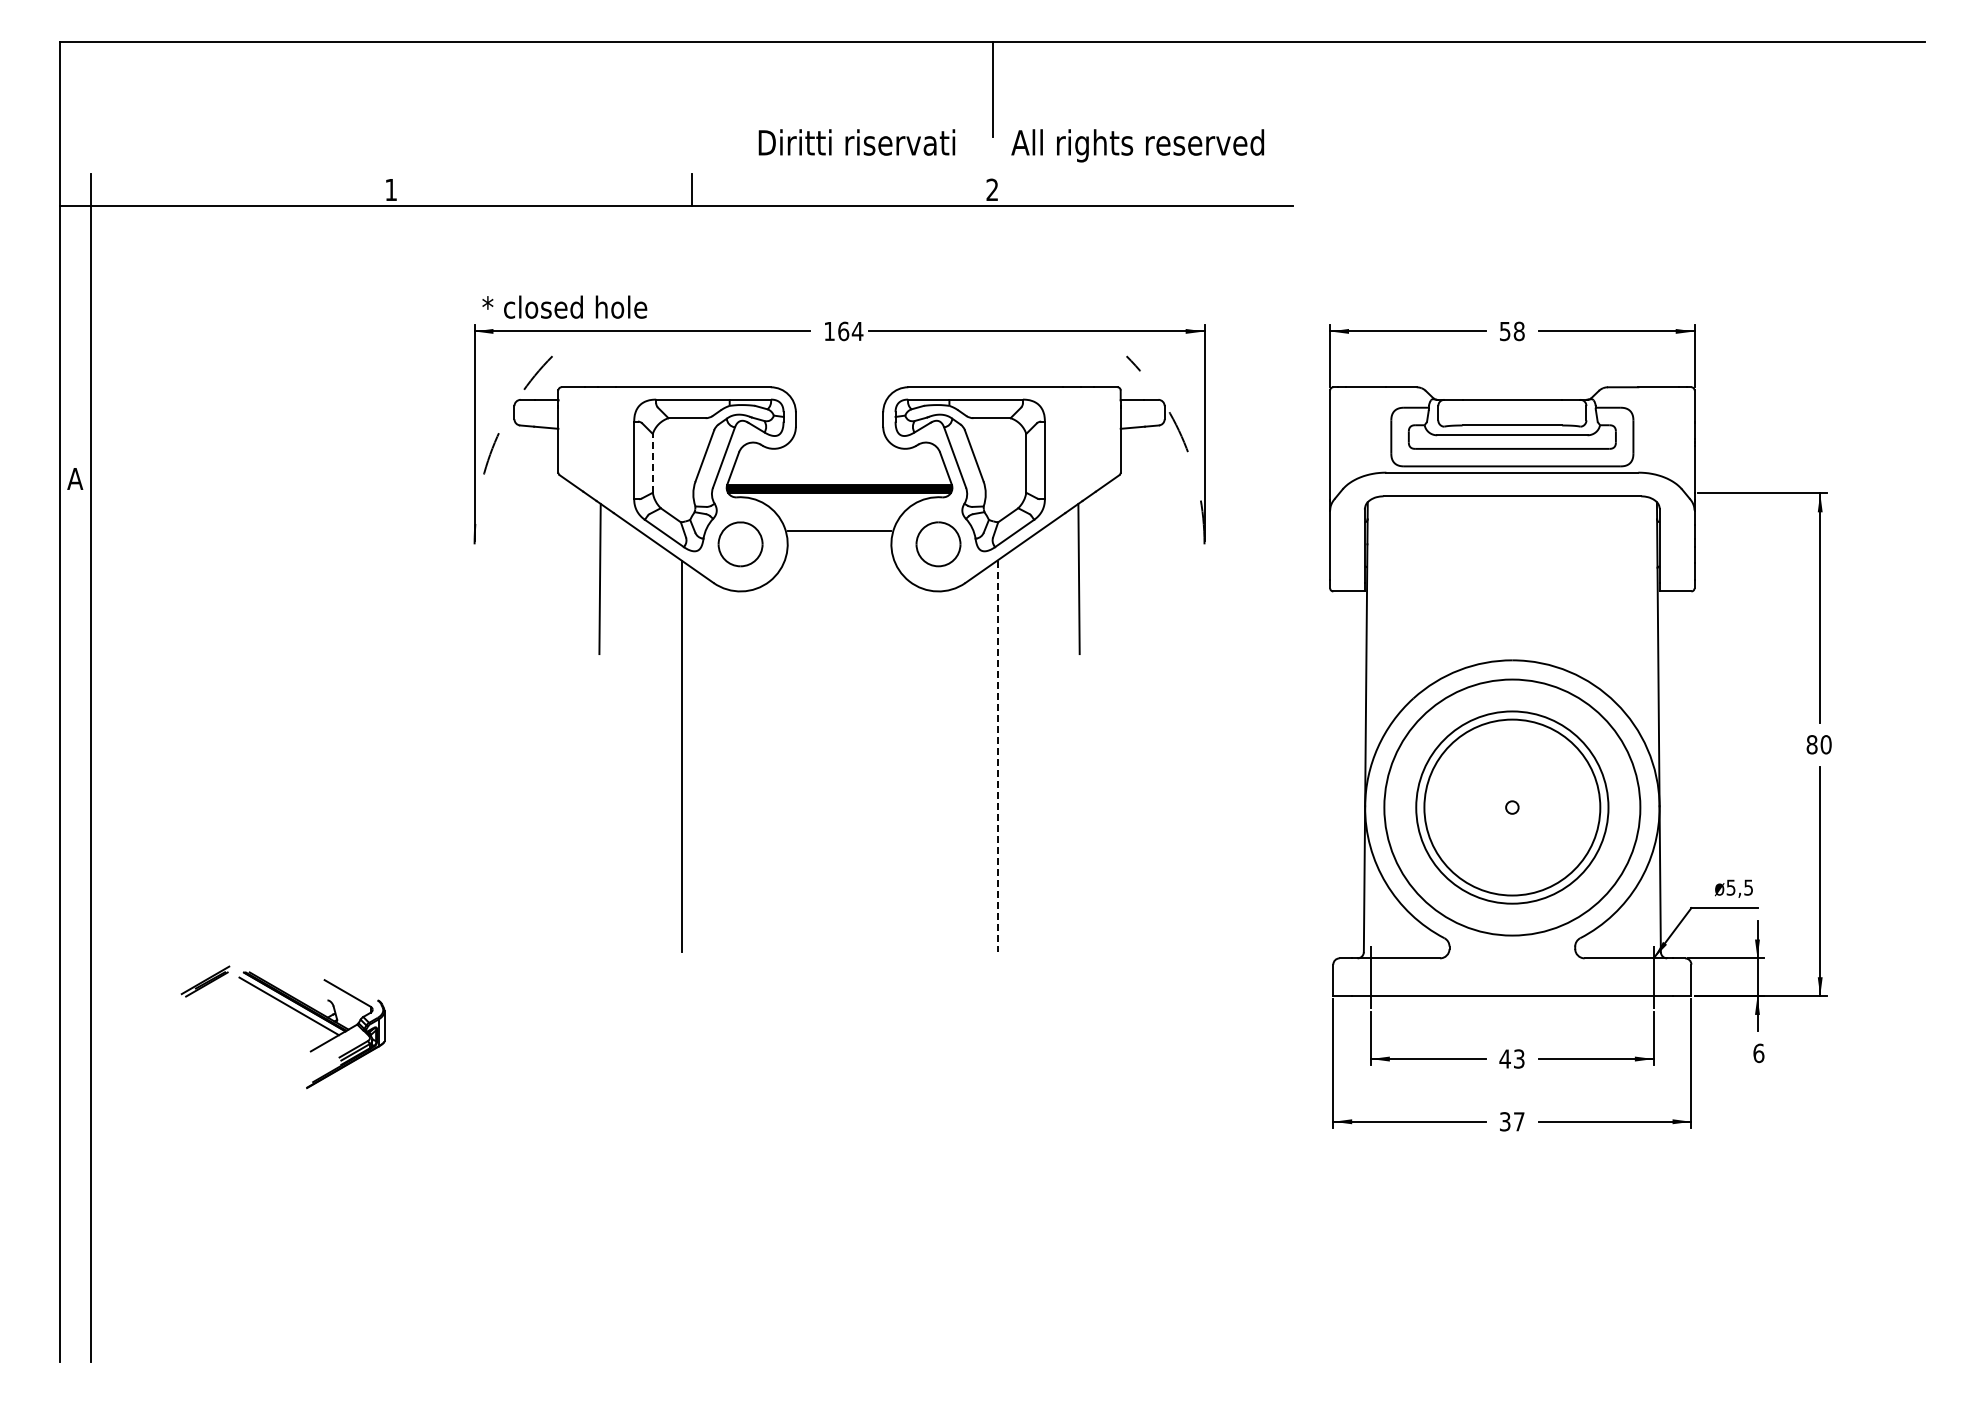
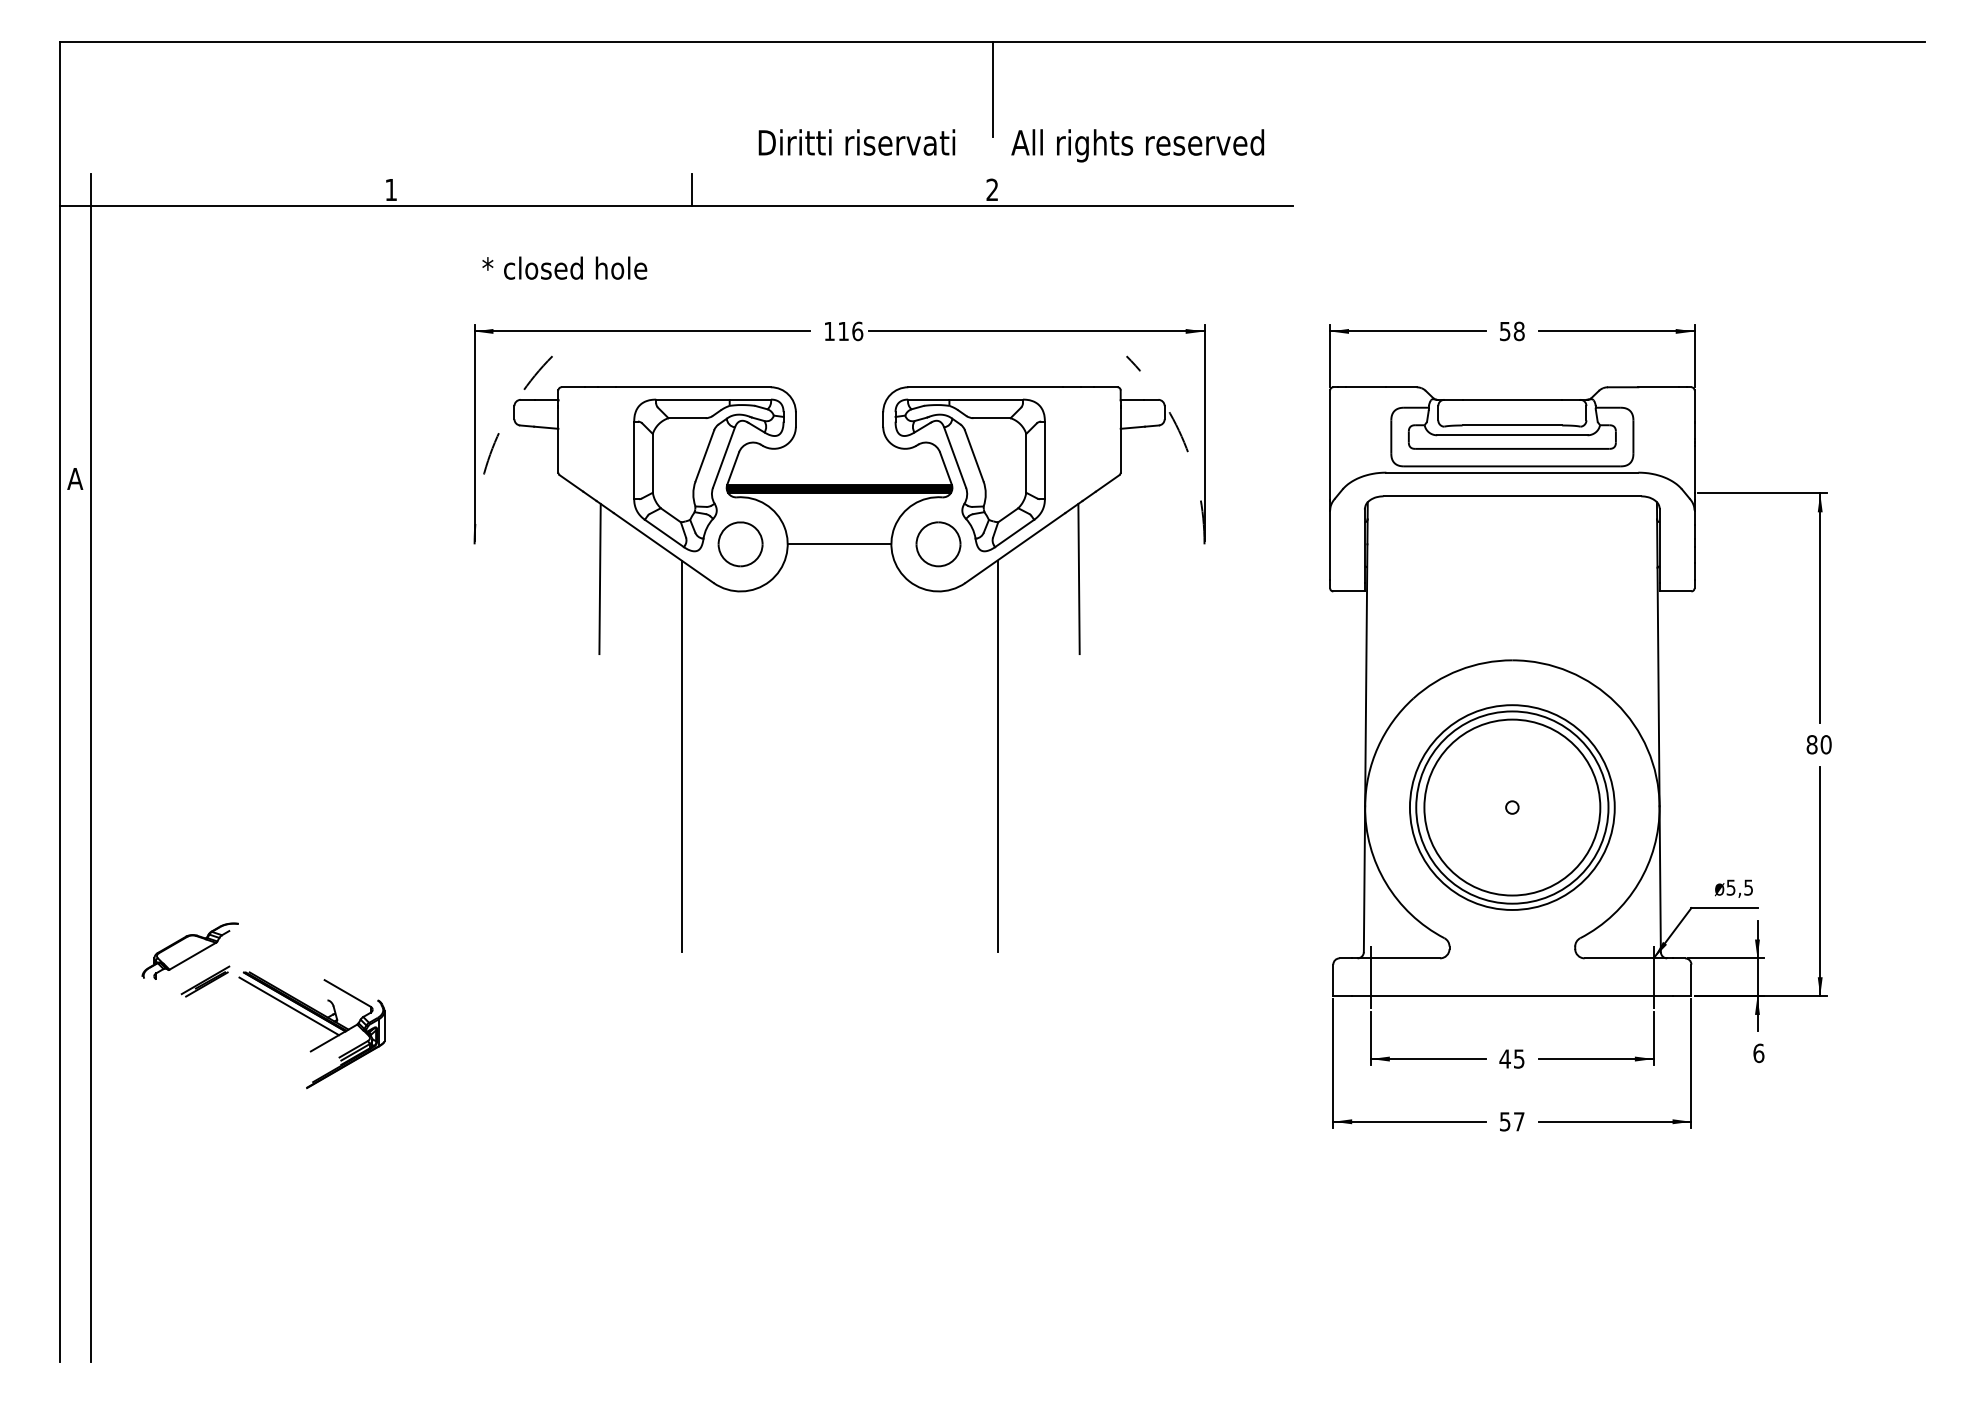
text position: (564, 306) -> (564, 267) (564, 267)
text: 164 -> 116 (850, 331)
line: dashed -> solid (652, 462)
line position: (839, 531) -> (839, 544) (839, 544)
line: dashed -> solid (997, 756)
circle diameter: 256 px -> 205 px (1511, 807)
part: none -> present (189, 950)
text: 43 -> 45 (1519, 1058)
text: 37 -> 57 (1505, 1121)
